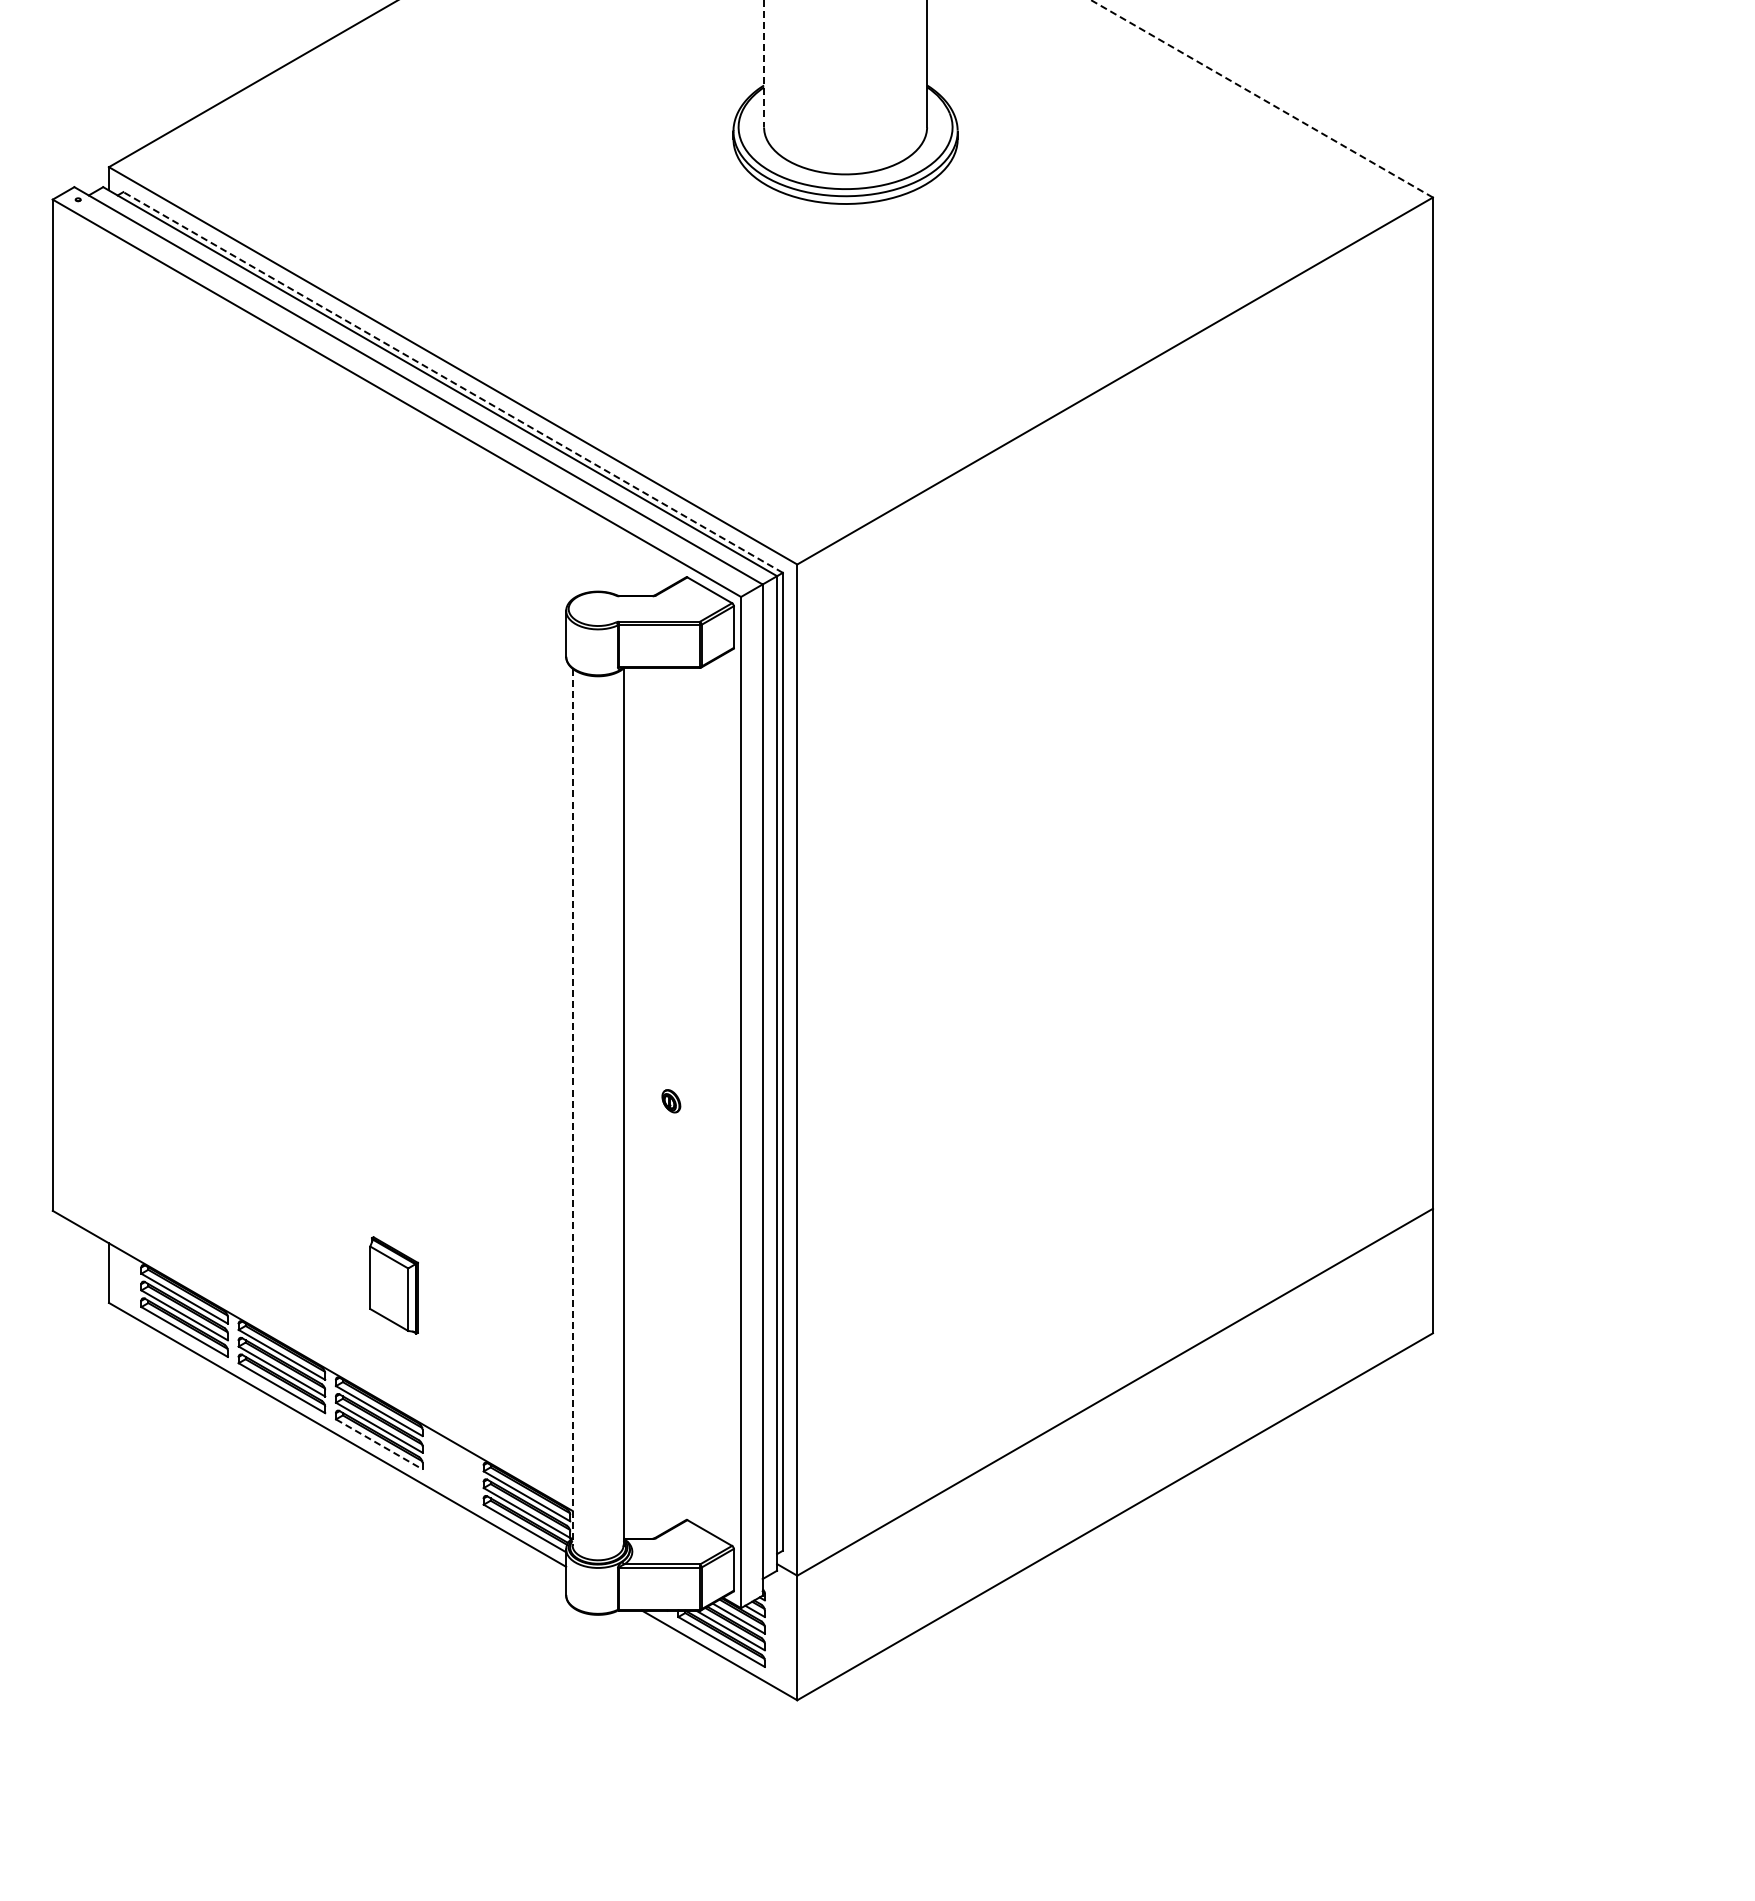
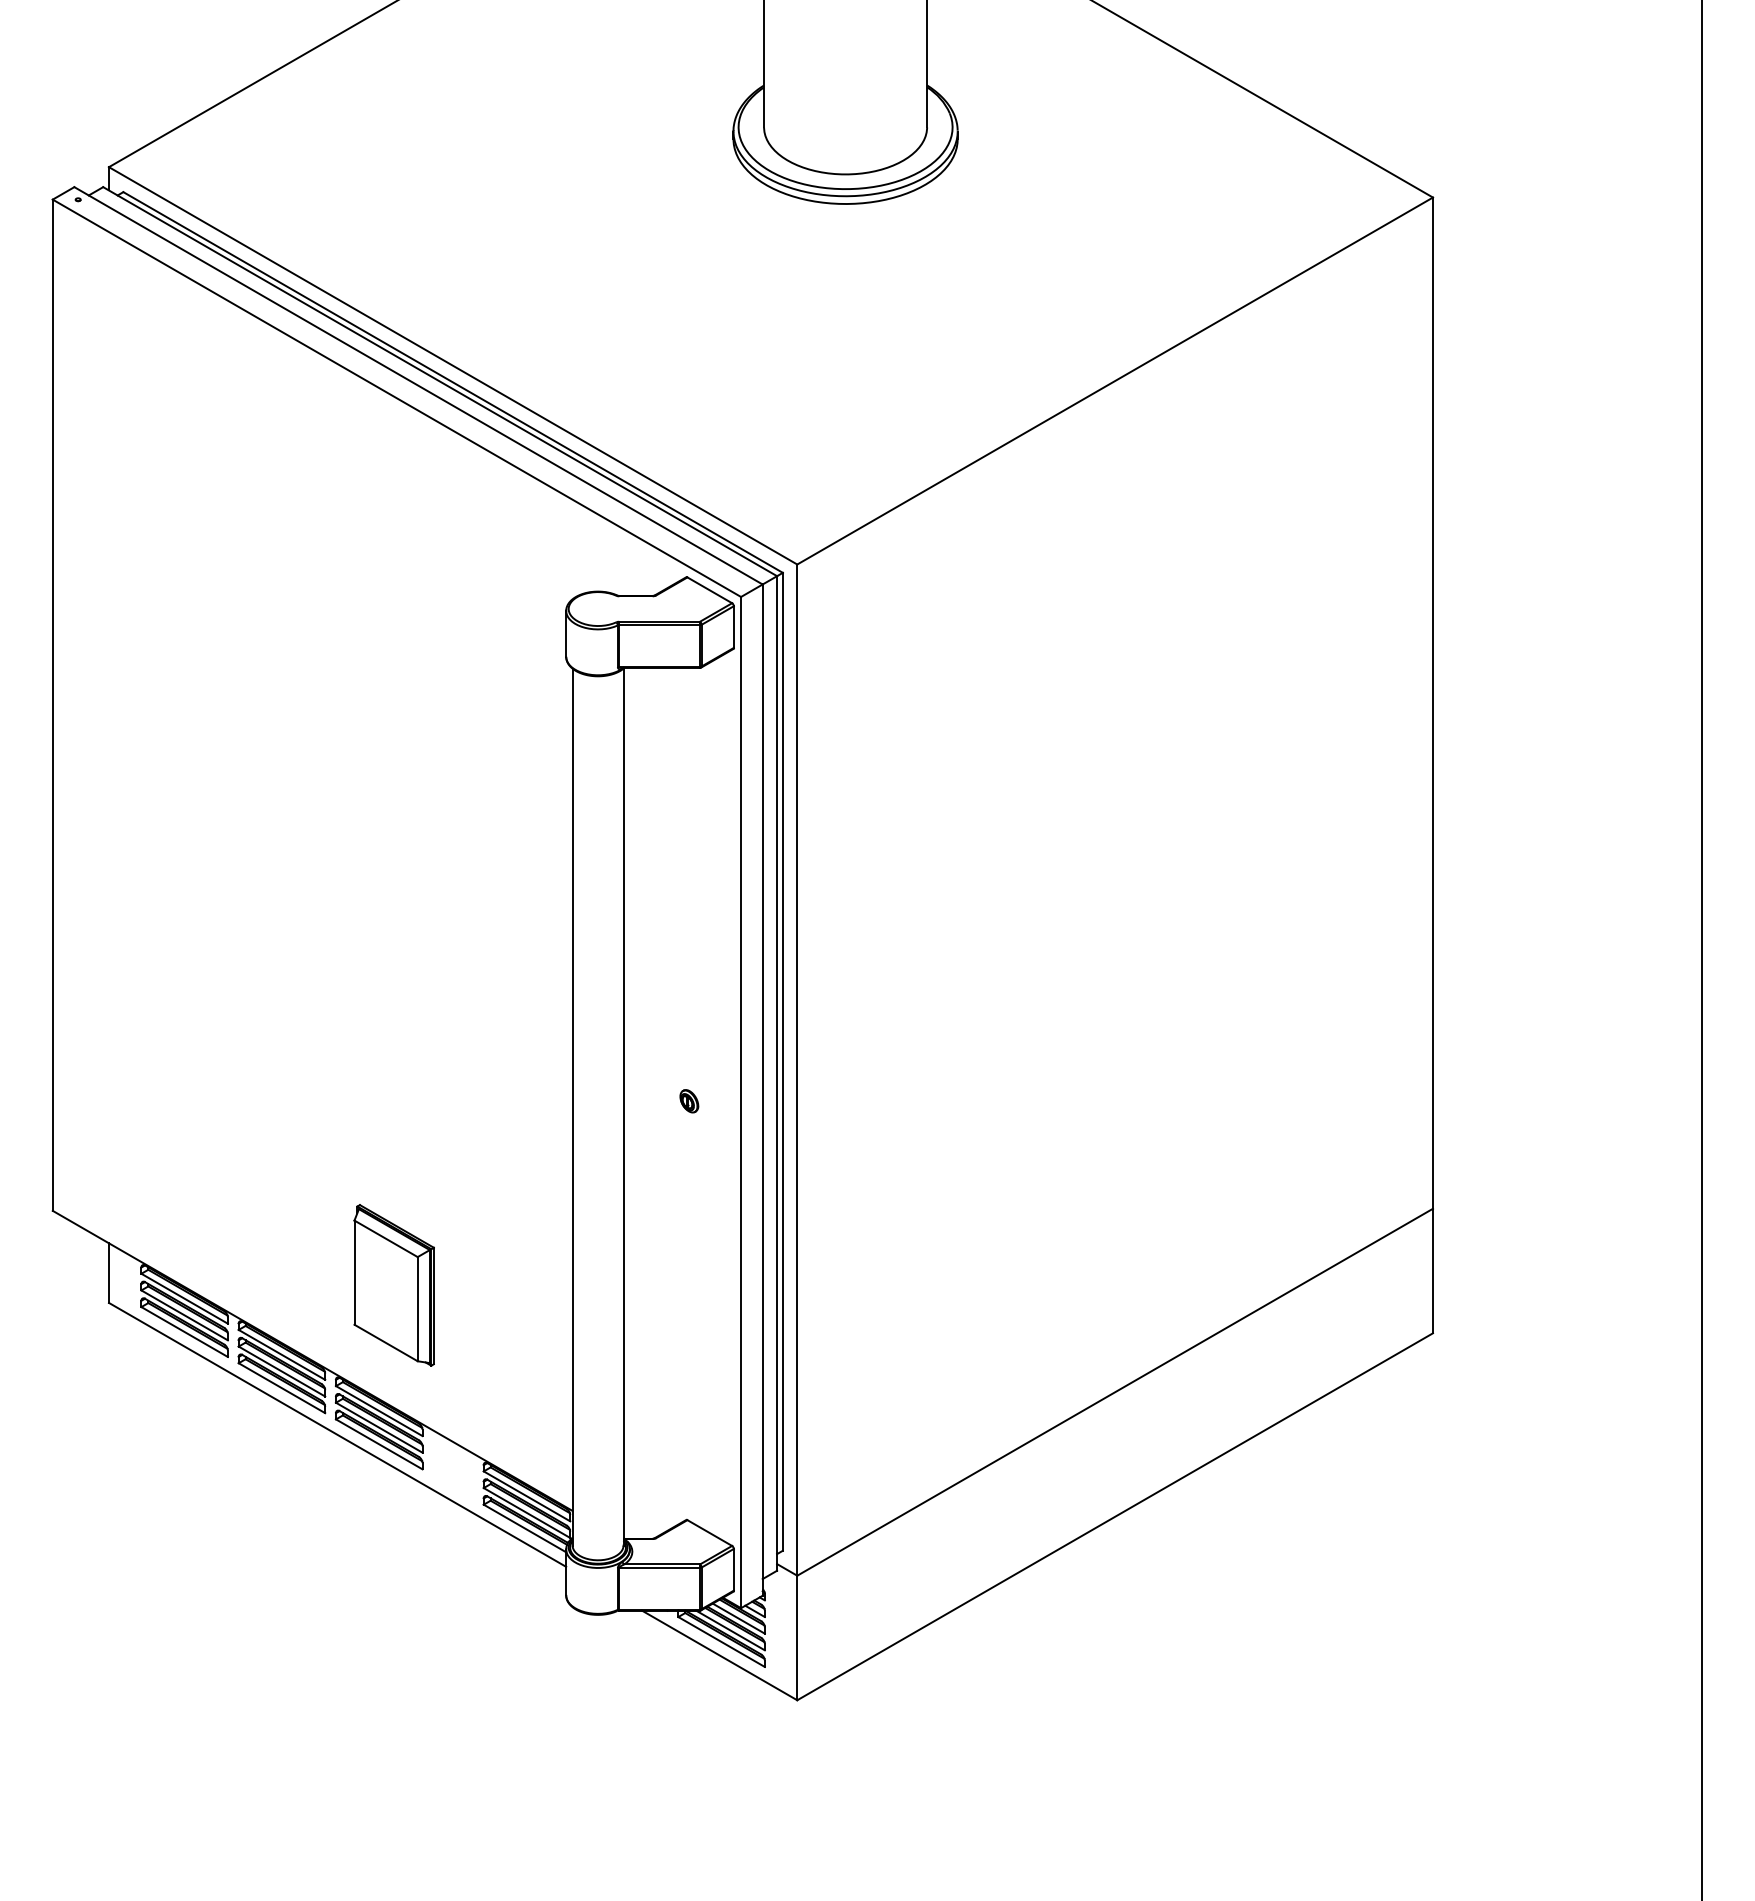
line: dashed -> solid (764, 64)
line: dashed -> solid (1261, 98)
line: dashed -> solid (453, 382)
line: none -> present (1702, 949)
part position: (671, 1101) -> (689, 1101) (689, 1101)
line: dashed -> solid (572, 1107)
part size: 50x99 px -> 82x163 px (393, 1285)
line: dashed -> solid (379, 1444)
